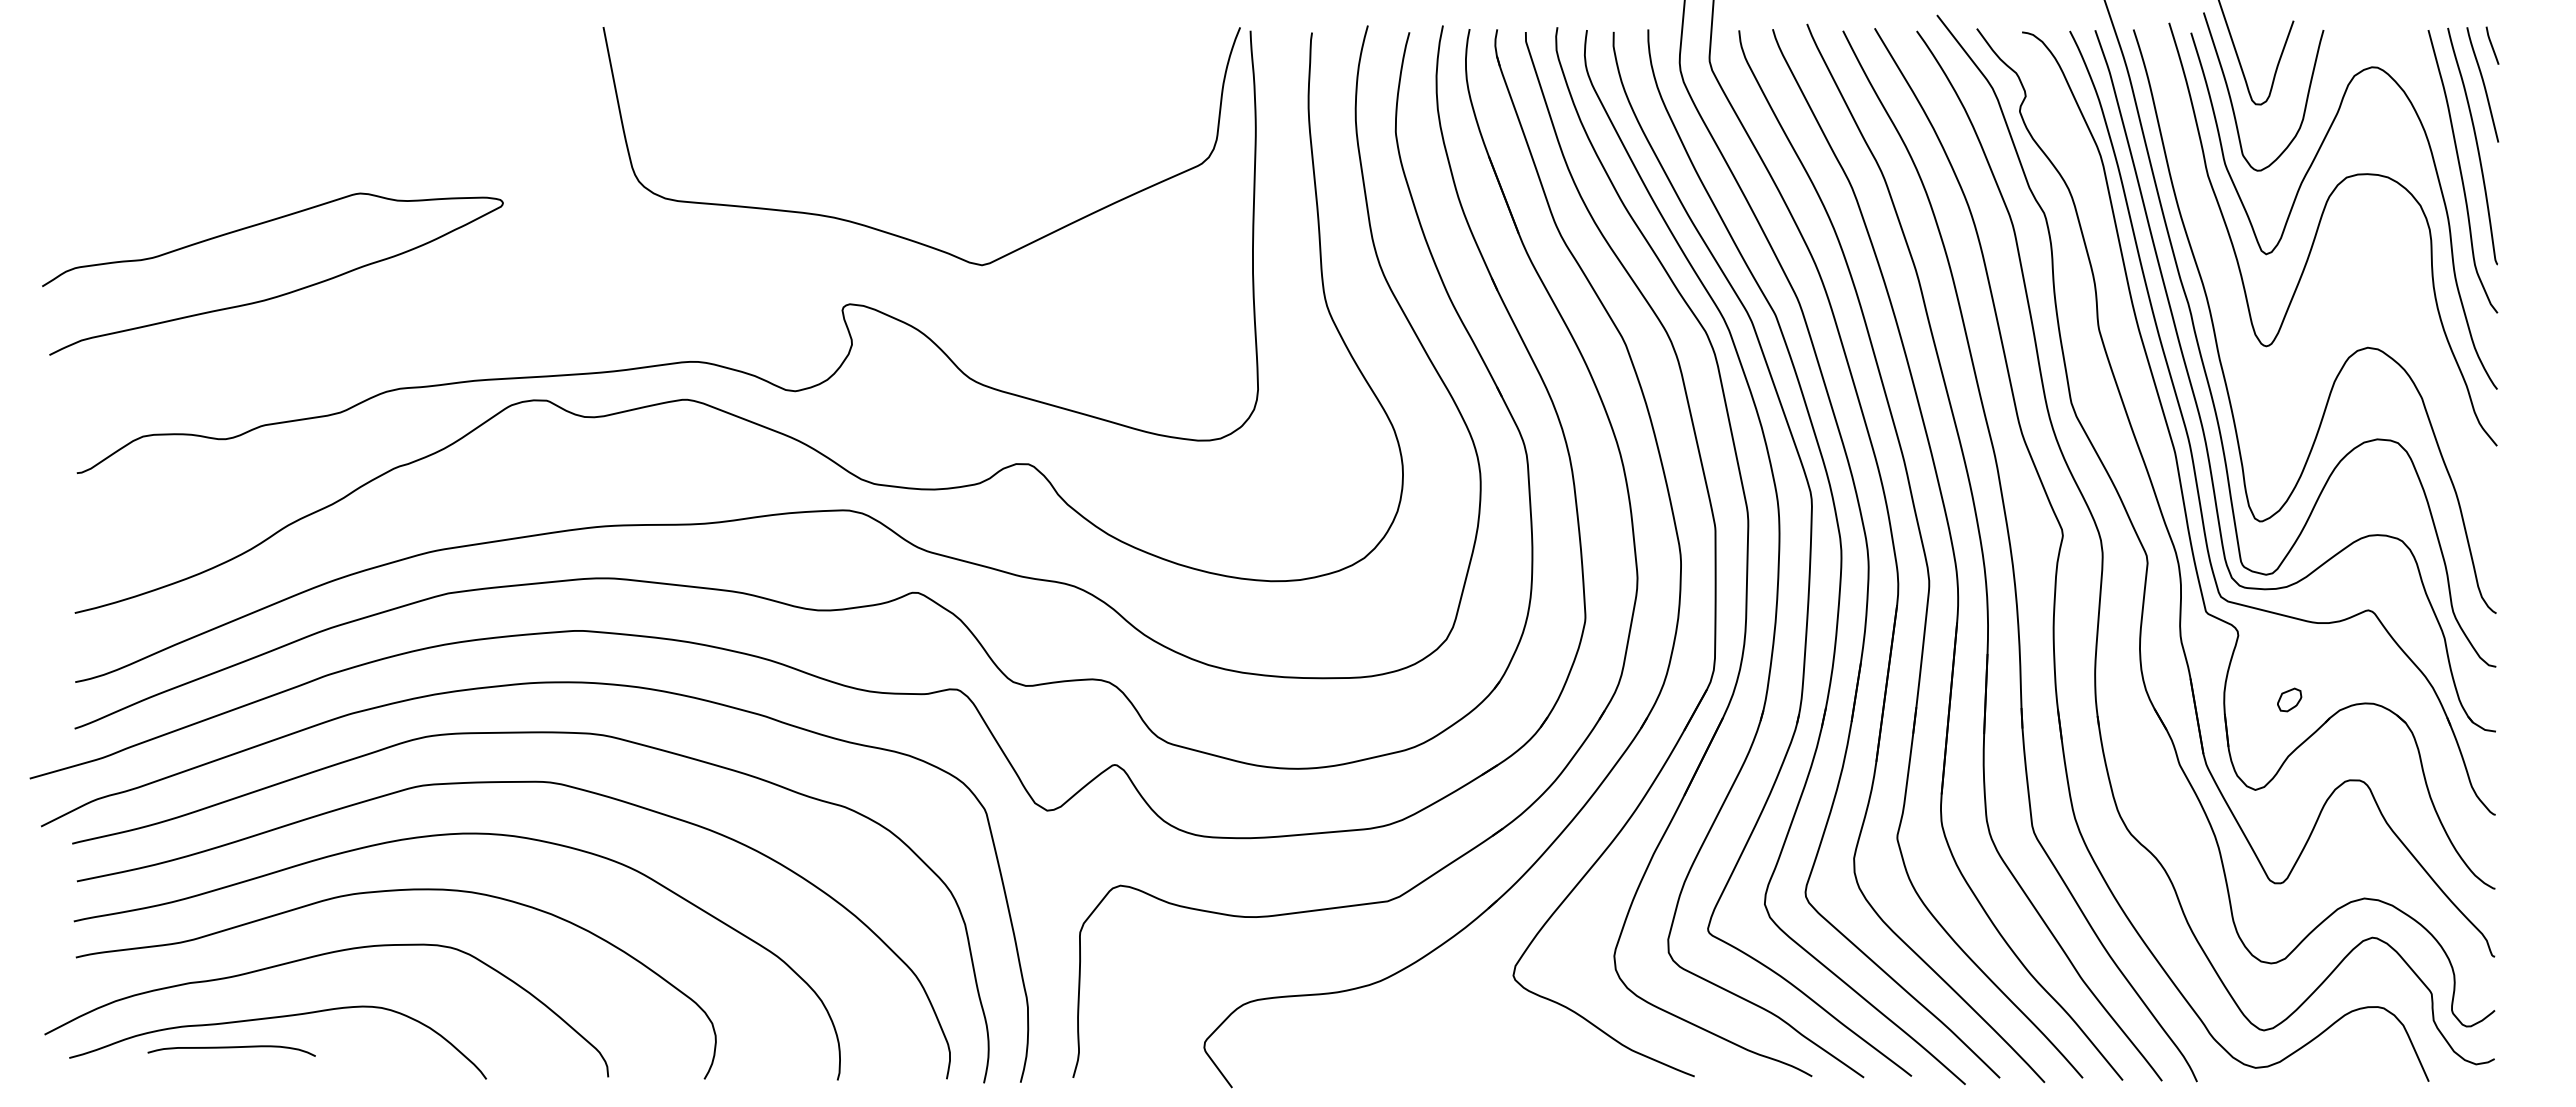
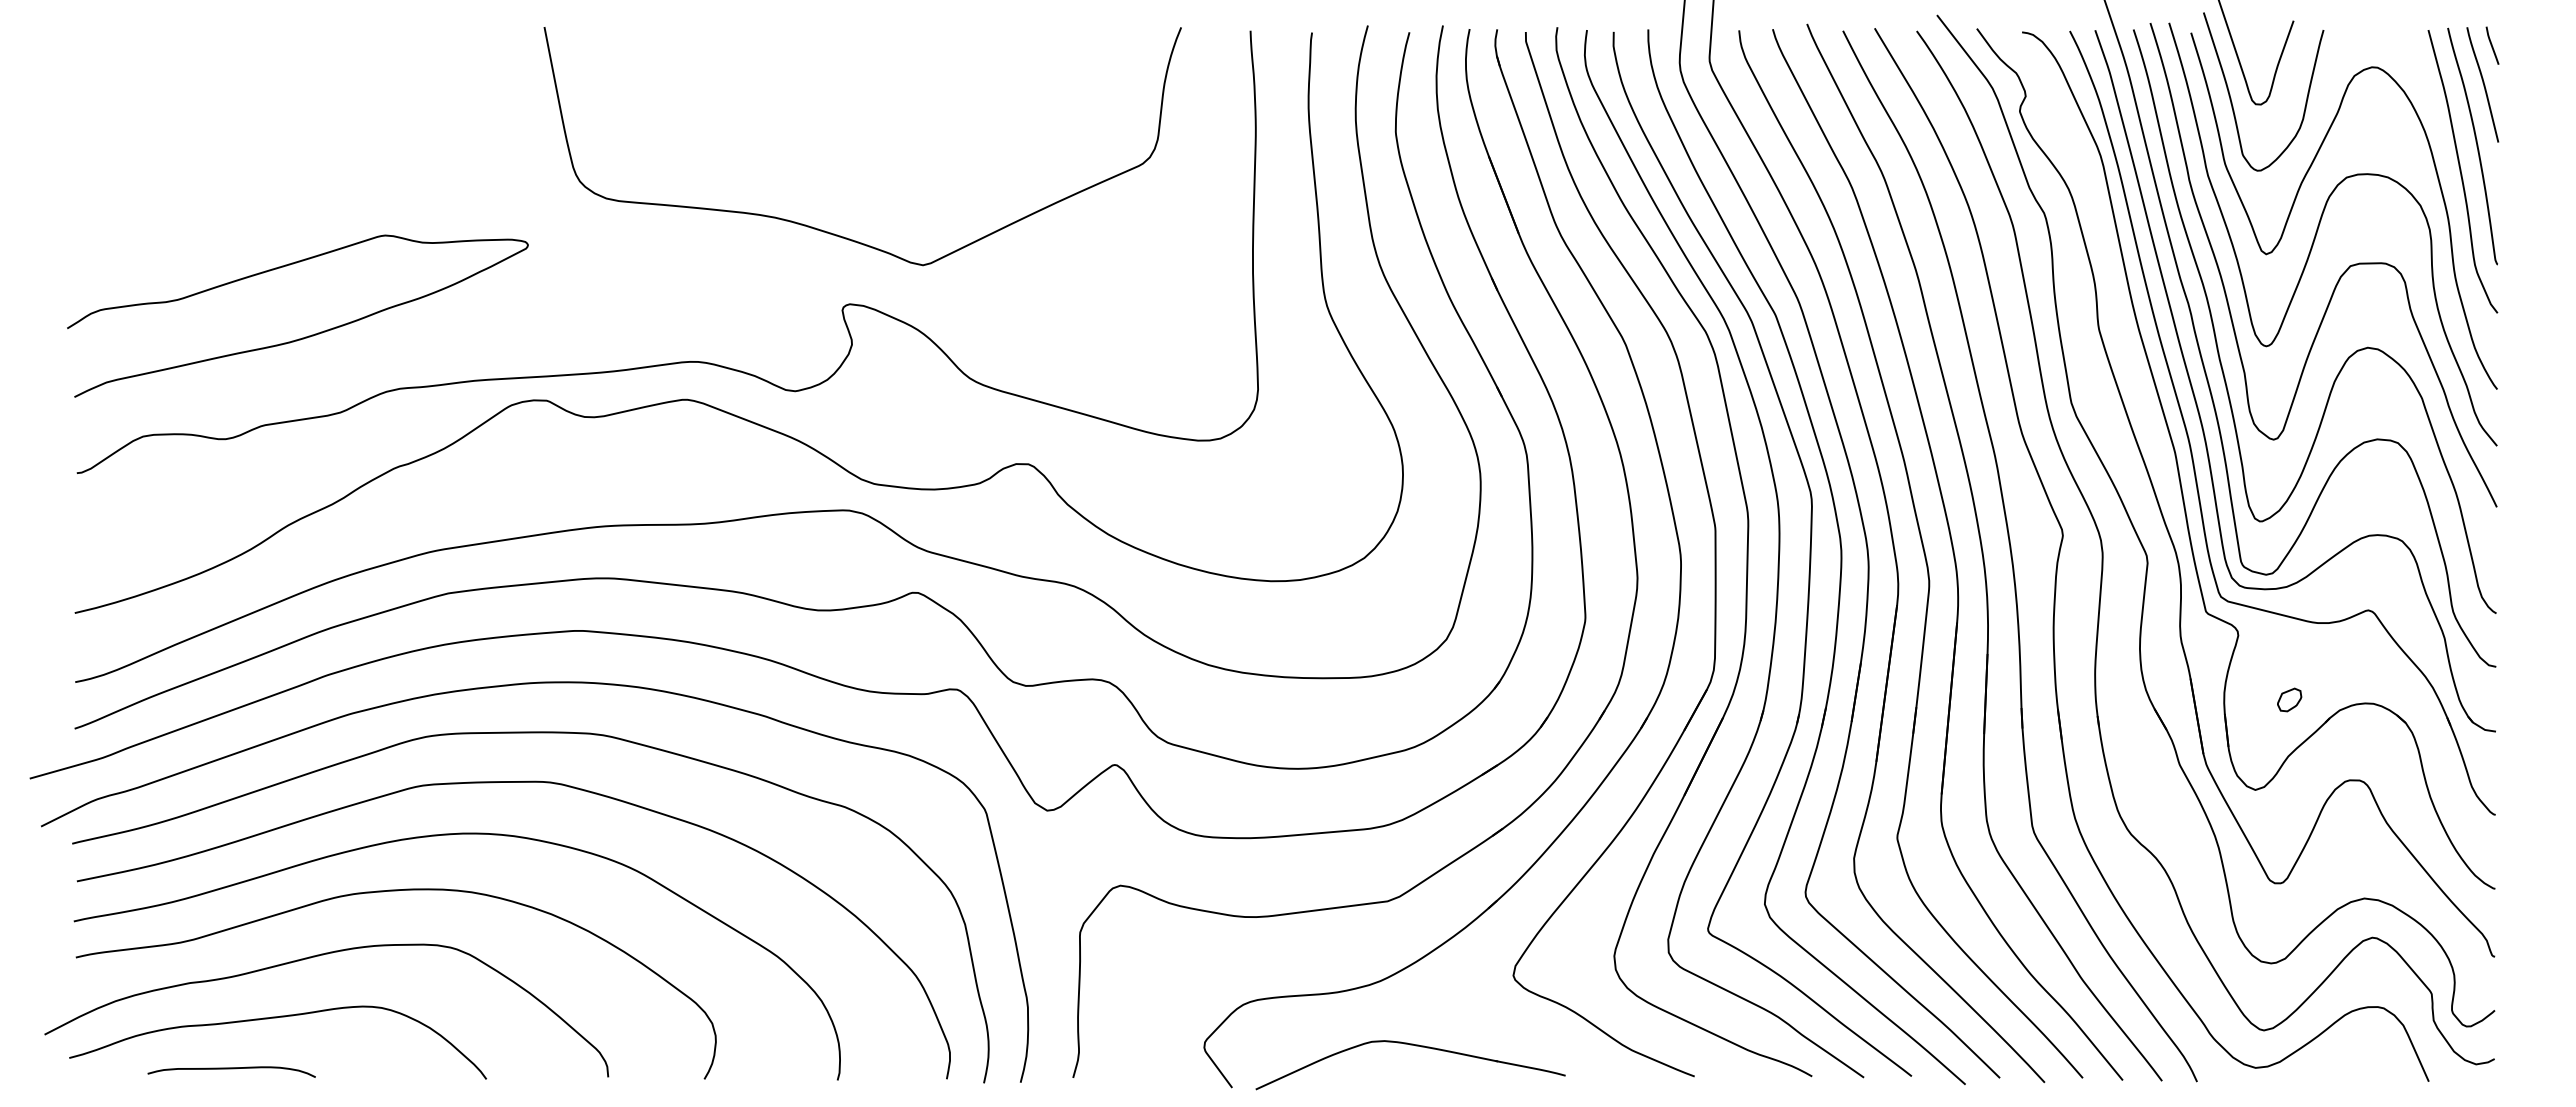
curve position: (893, 233) -> (834, 233) (834, 233)
curve: none -> present (2340, 275)
curve position: (280, 294) -> (305, 336) (305, 336)
part: none -> present (1415, 1046)
curve position: (231, 1048) -> (231, 1069) (231, 1069)
